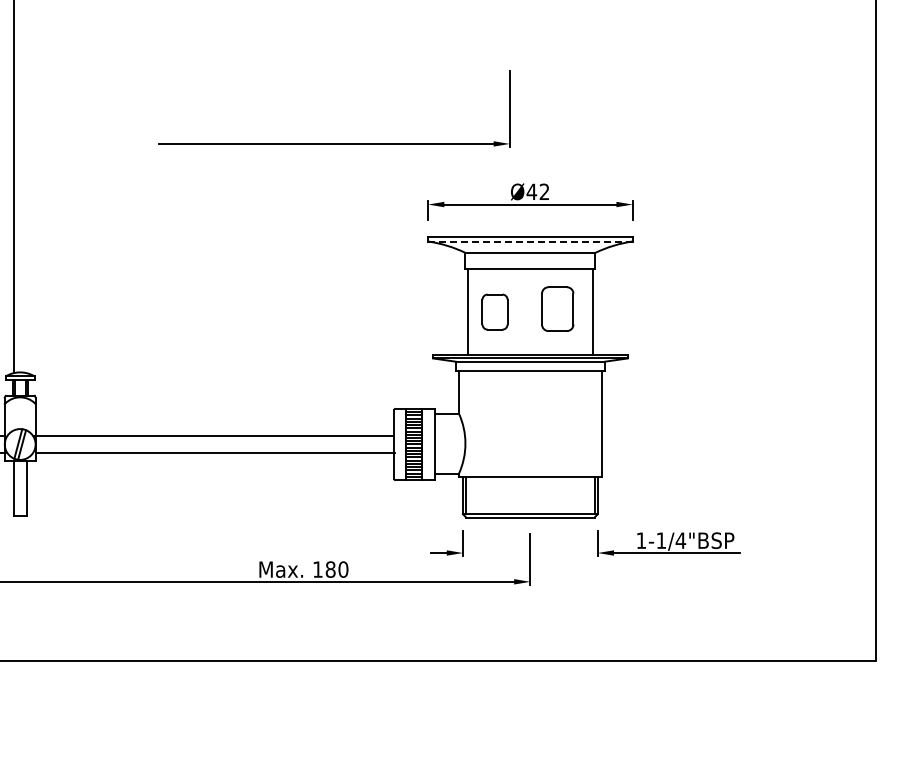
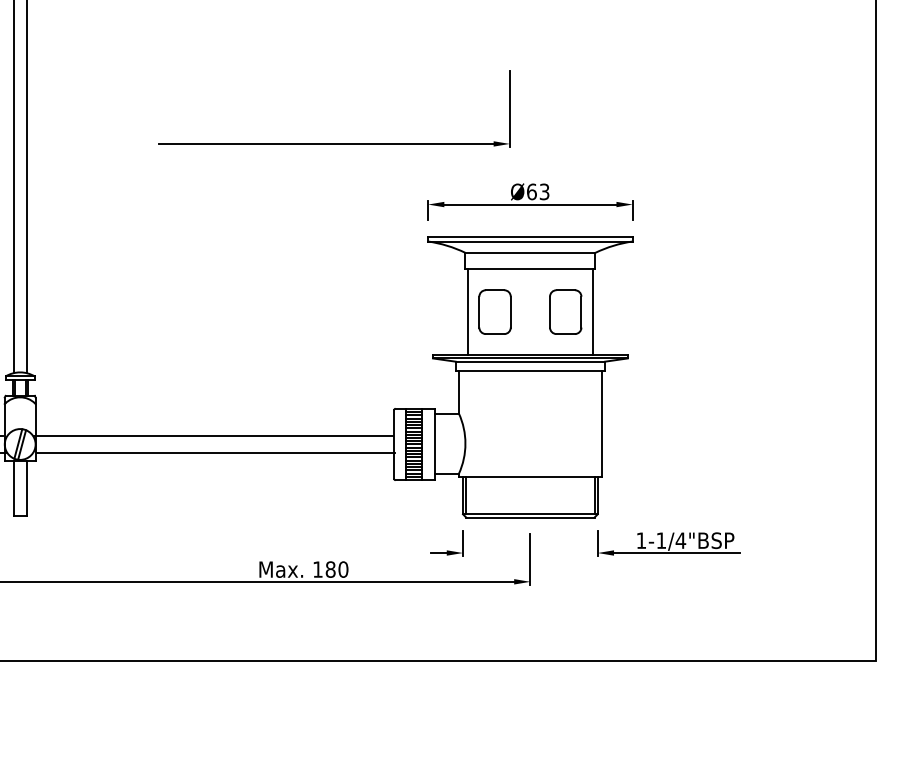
line: none -> present (26, 187)
text: Ø42 -> Ø63 (537, 191)
line: dashed -> solid (530, 241)
part position: (557, 308) -> (565, 311) (565, 311)
part size: 28x38 px -> 34x46 px (494, 311)
